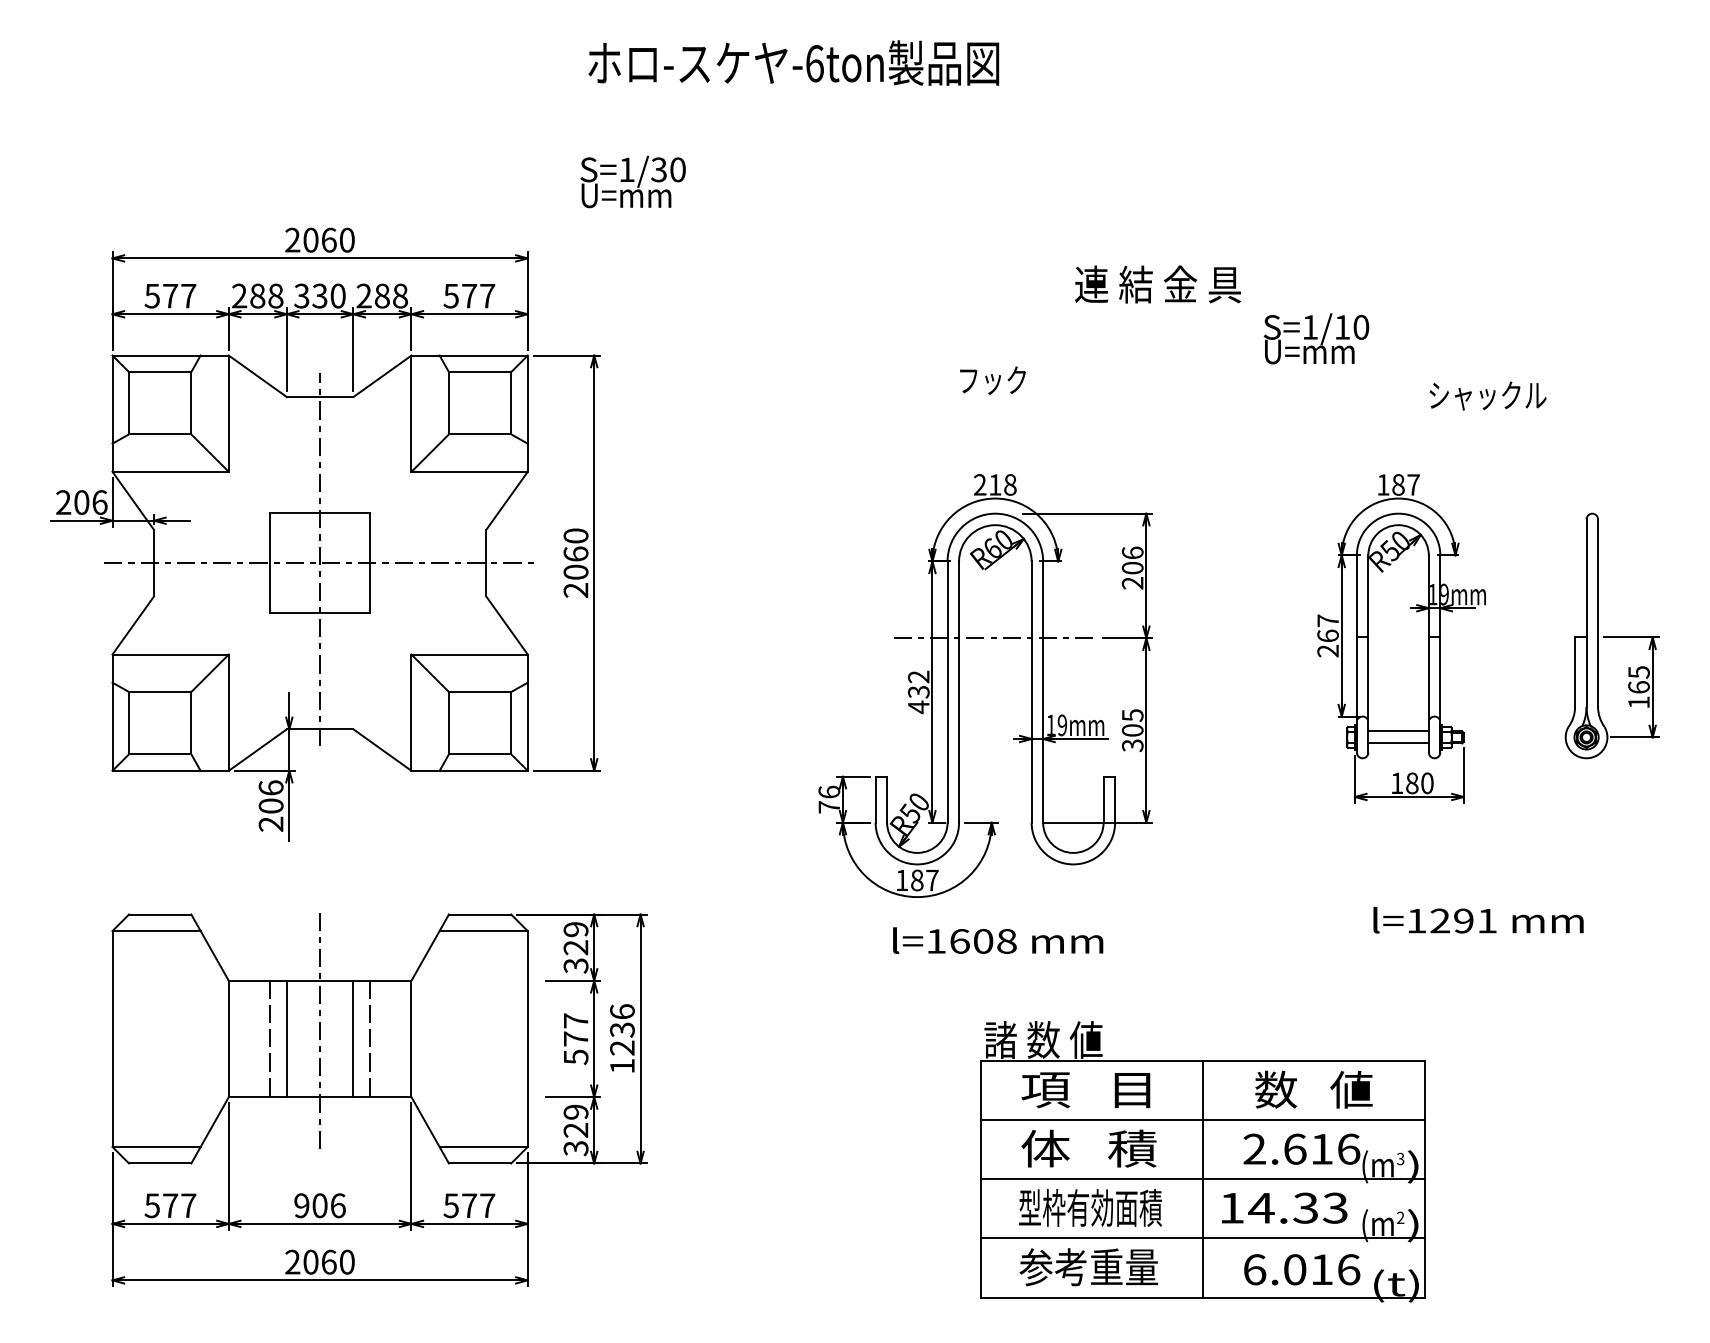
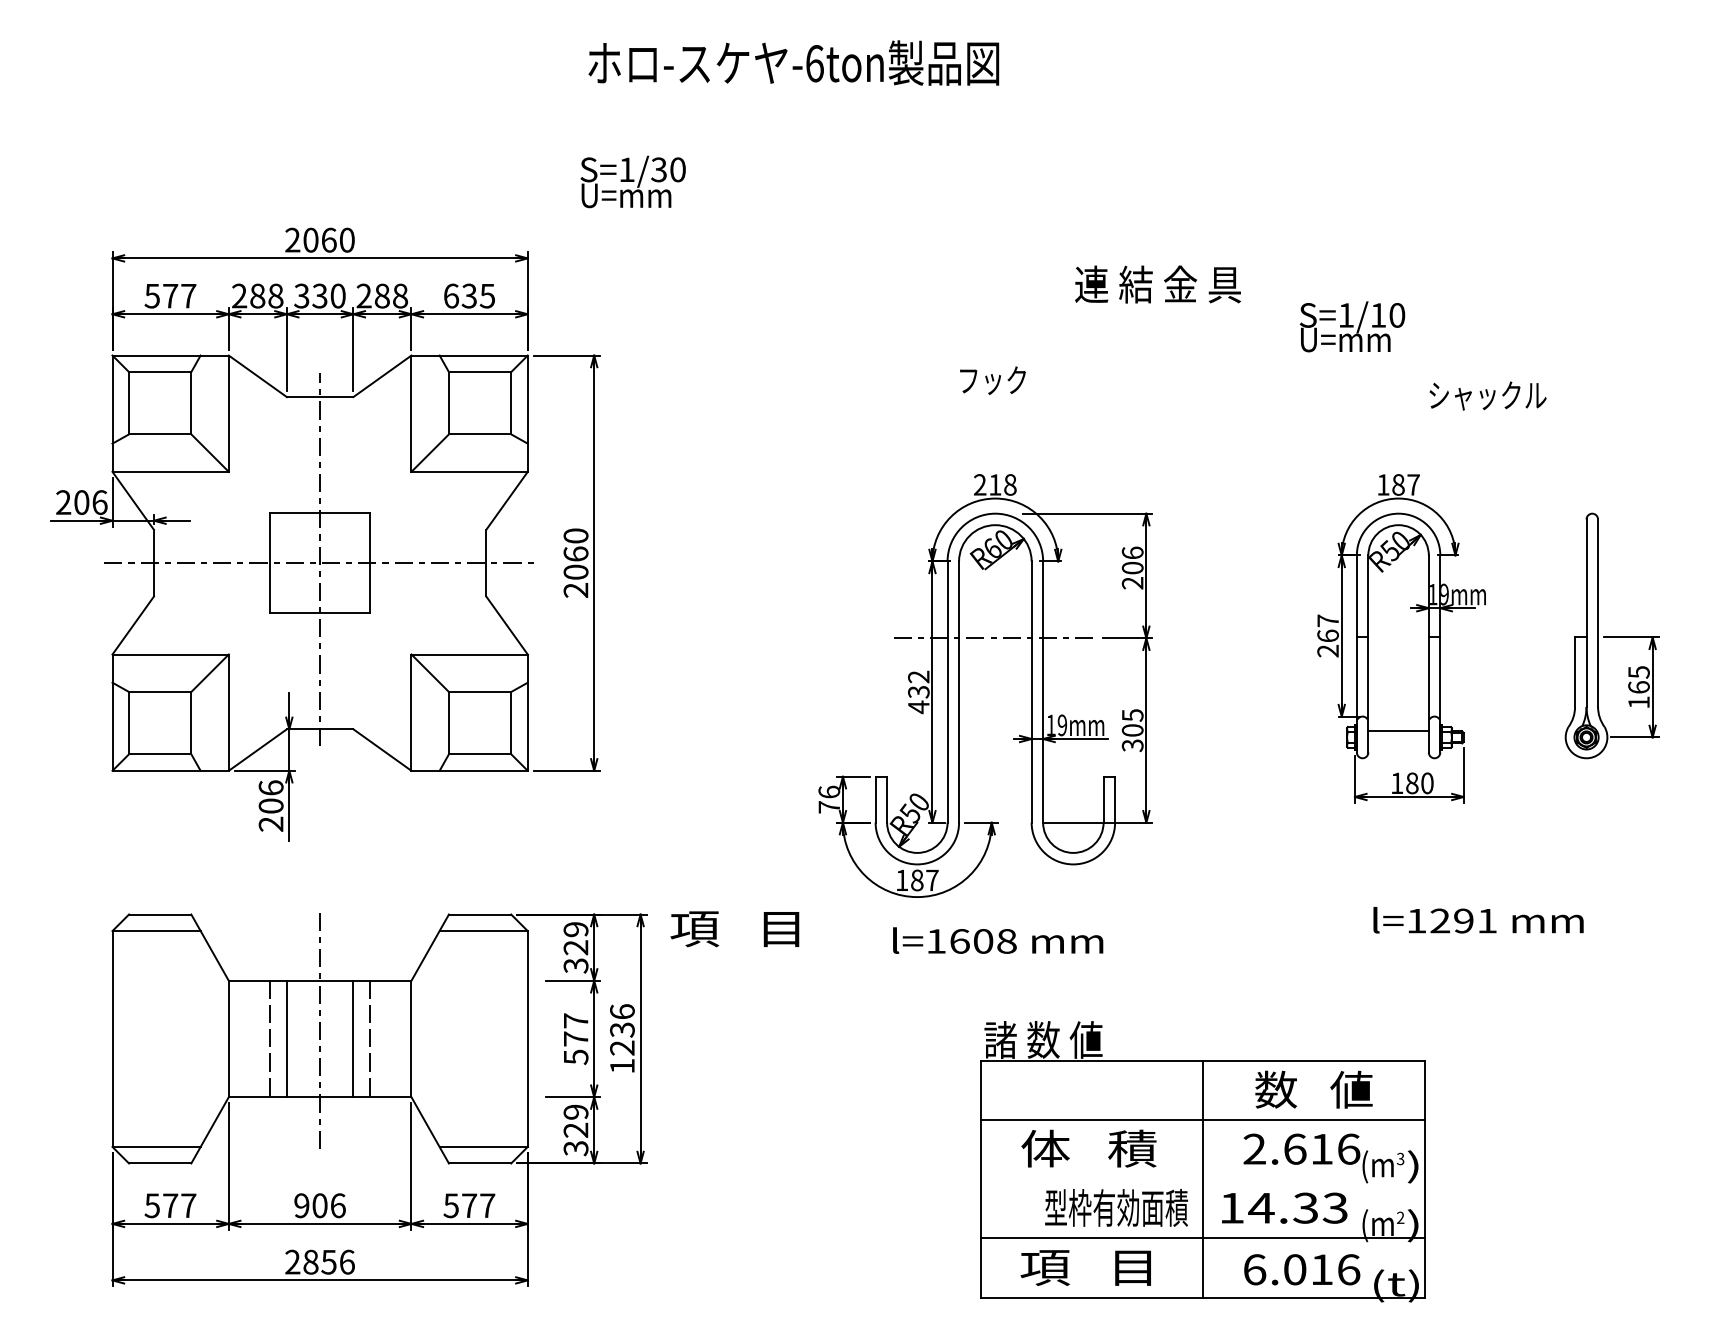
text: 577 -> 635 (469, 295)
text position: (1316, 338) -> (1352, 326) (1352, 326)
line: present -> none (1398, 743)
text position: (1085, 1090) -> (734, 929) (734, 929)
line: present -> none (1202, 1179)
text position: (1090, 1207) -> (1116, 1207) (1116, 1207)
text: 2060 -> 2856 (328, 1261)
text: 参考重量 -> 項   目 (1088, 1267)
